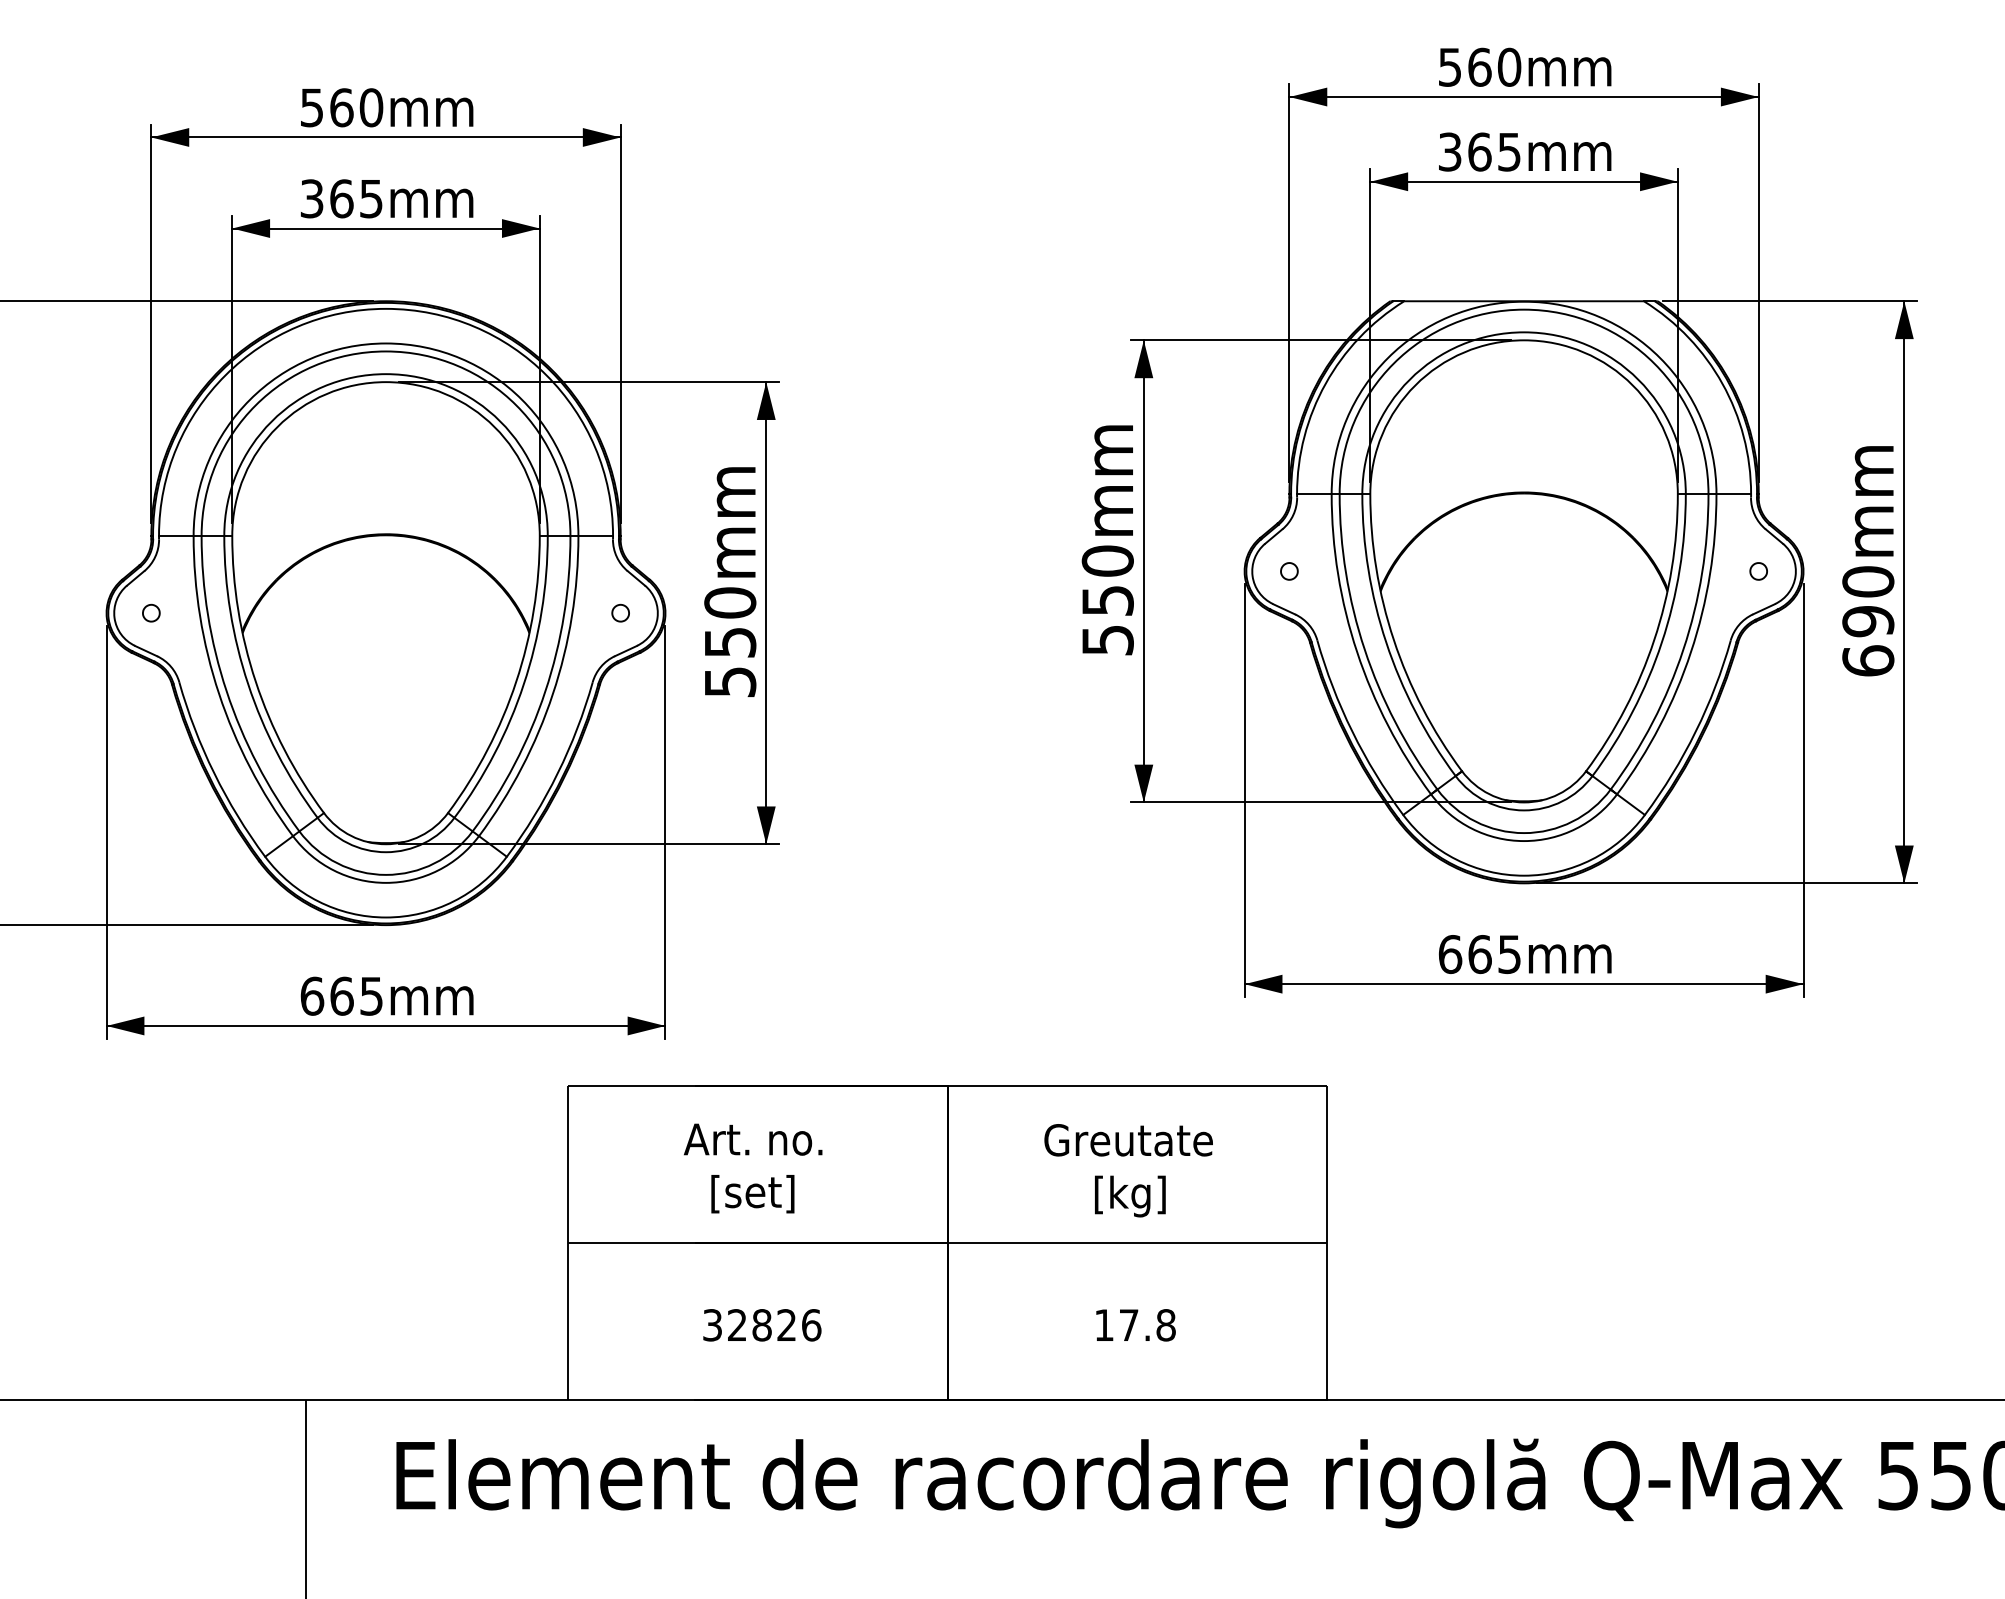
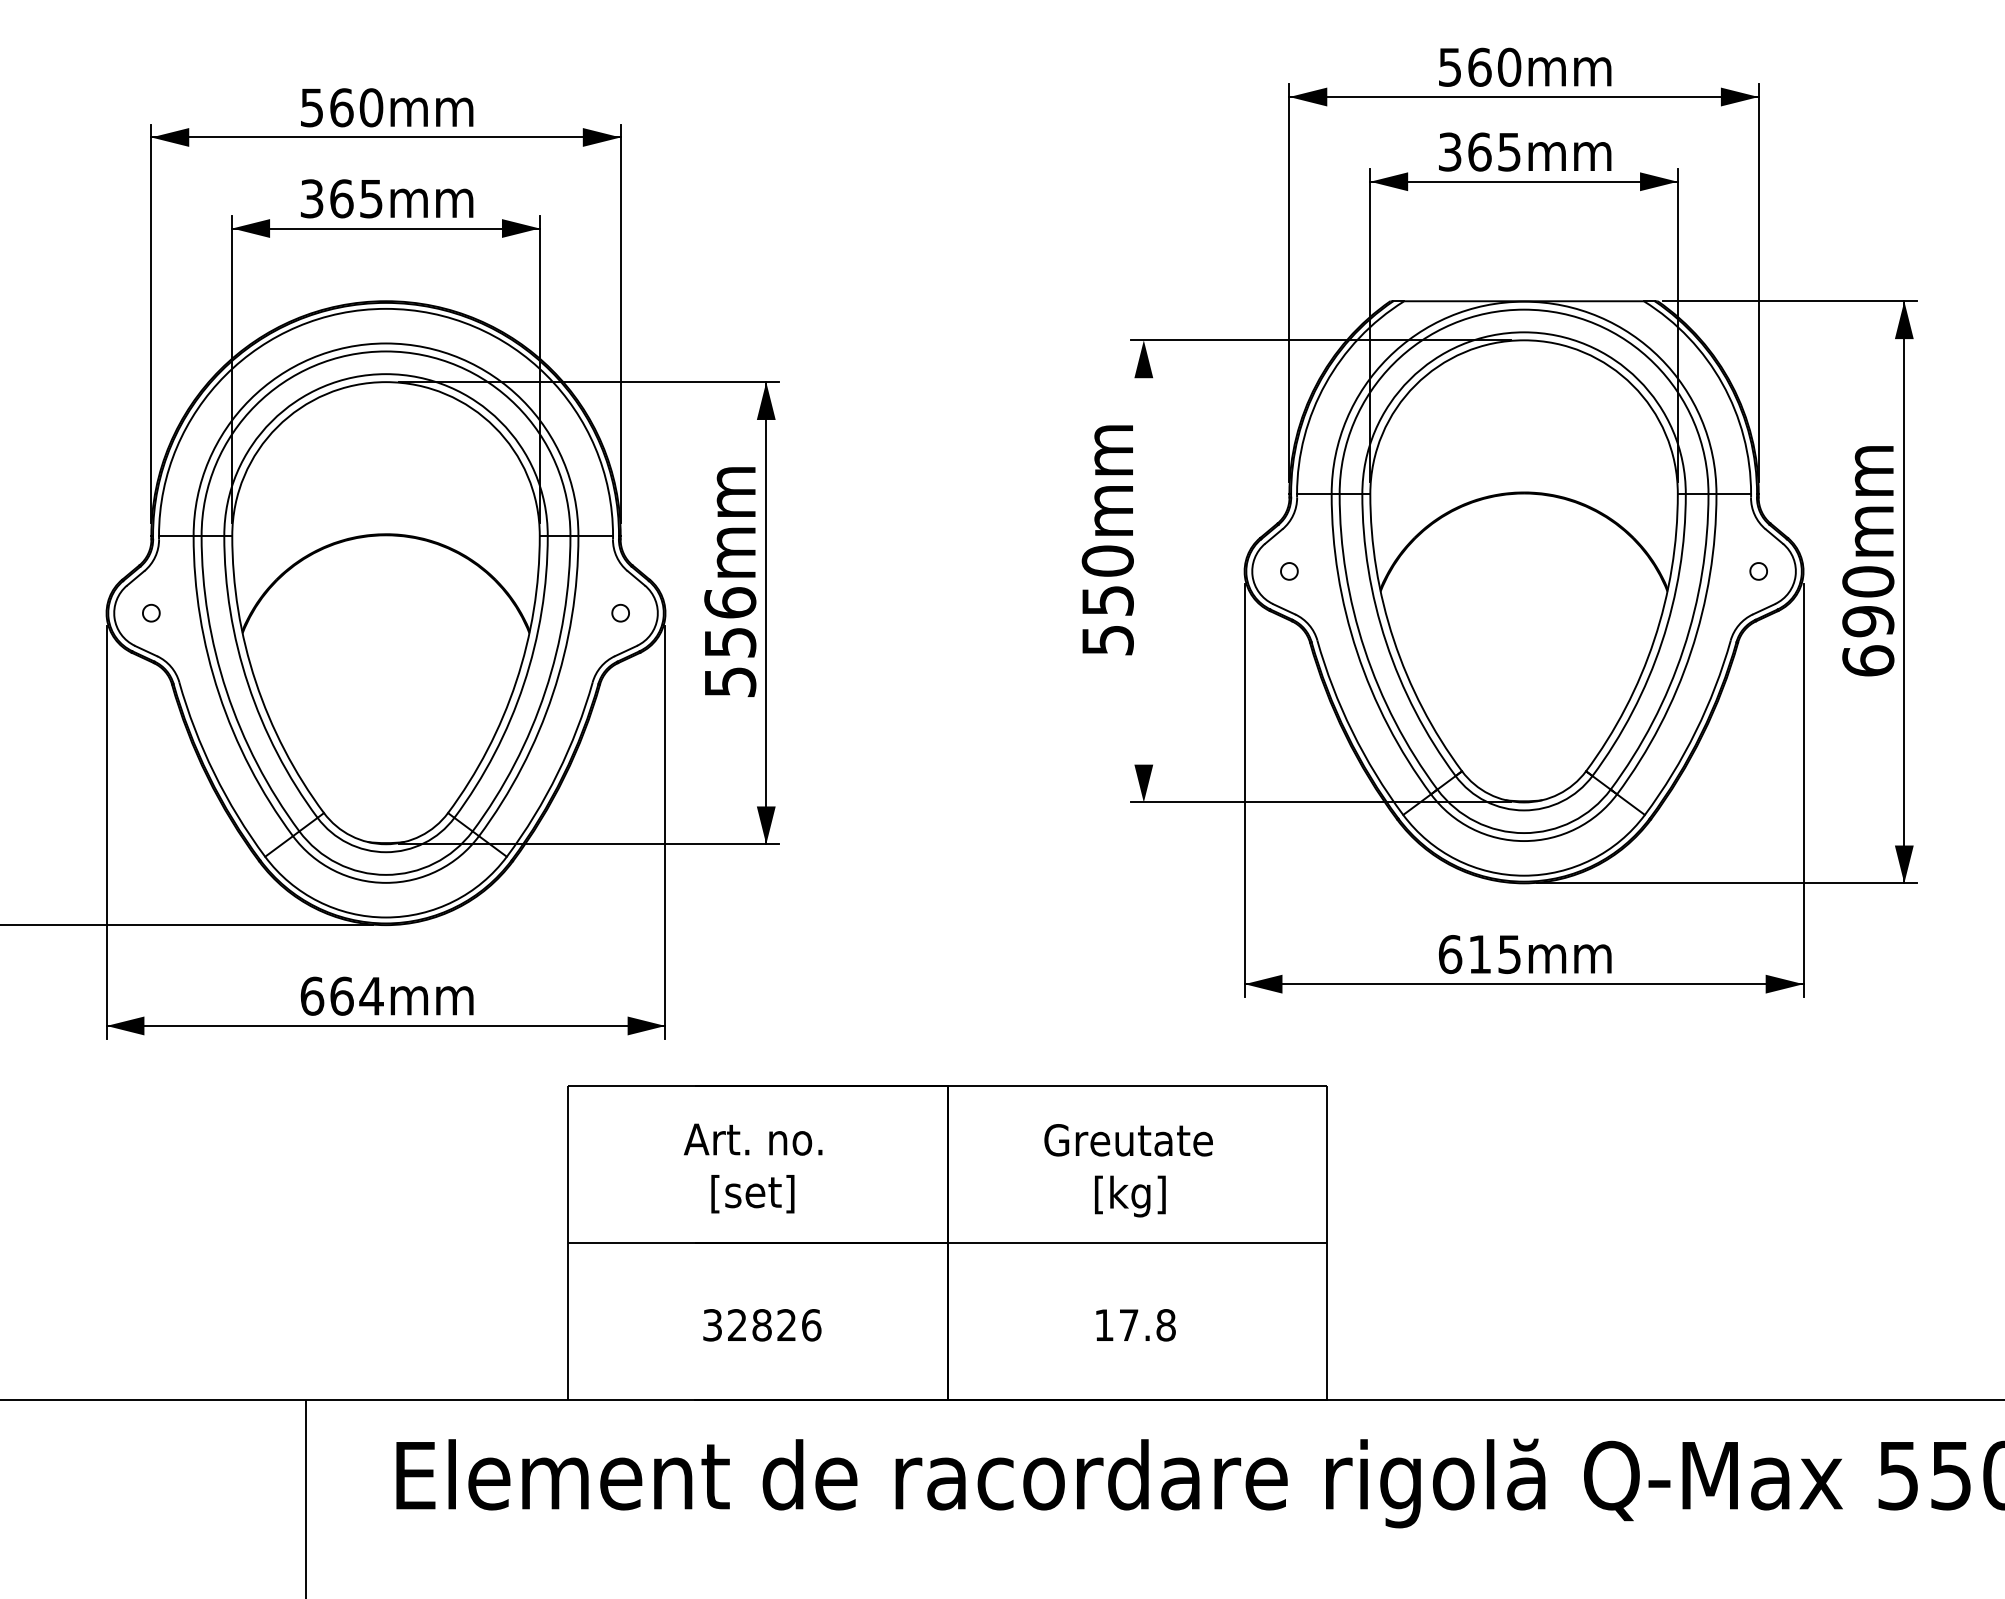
line: present -> none (187, 301)
line: present -> none (1143, 571)
text: 550mm -> 556mm (730, 602)
text: 665mm -> 615mm (1479, 954)
text: 665mm -> 664mm (371, 996)
